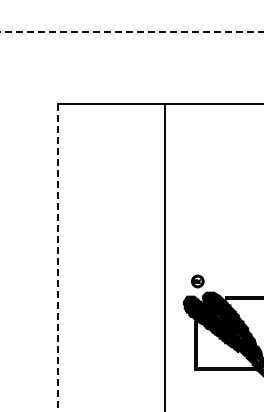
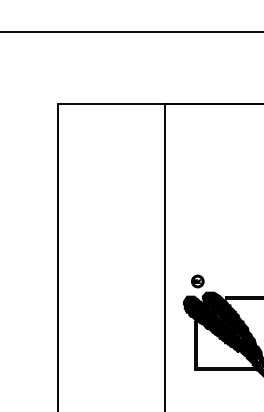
line: dashed -> solid (131, 32)
line: dashed -> solid (58, 257)
